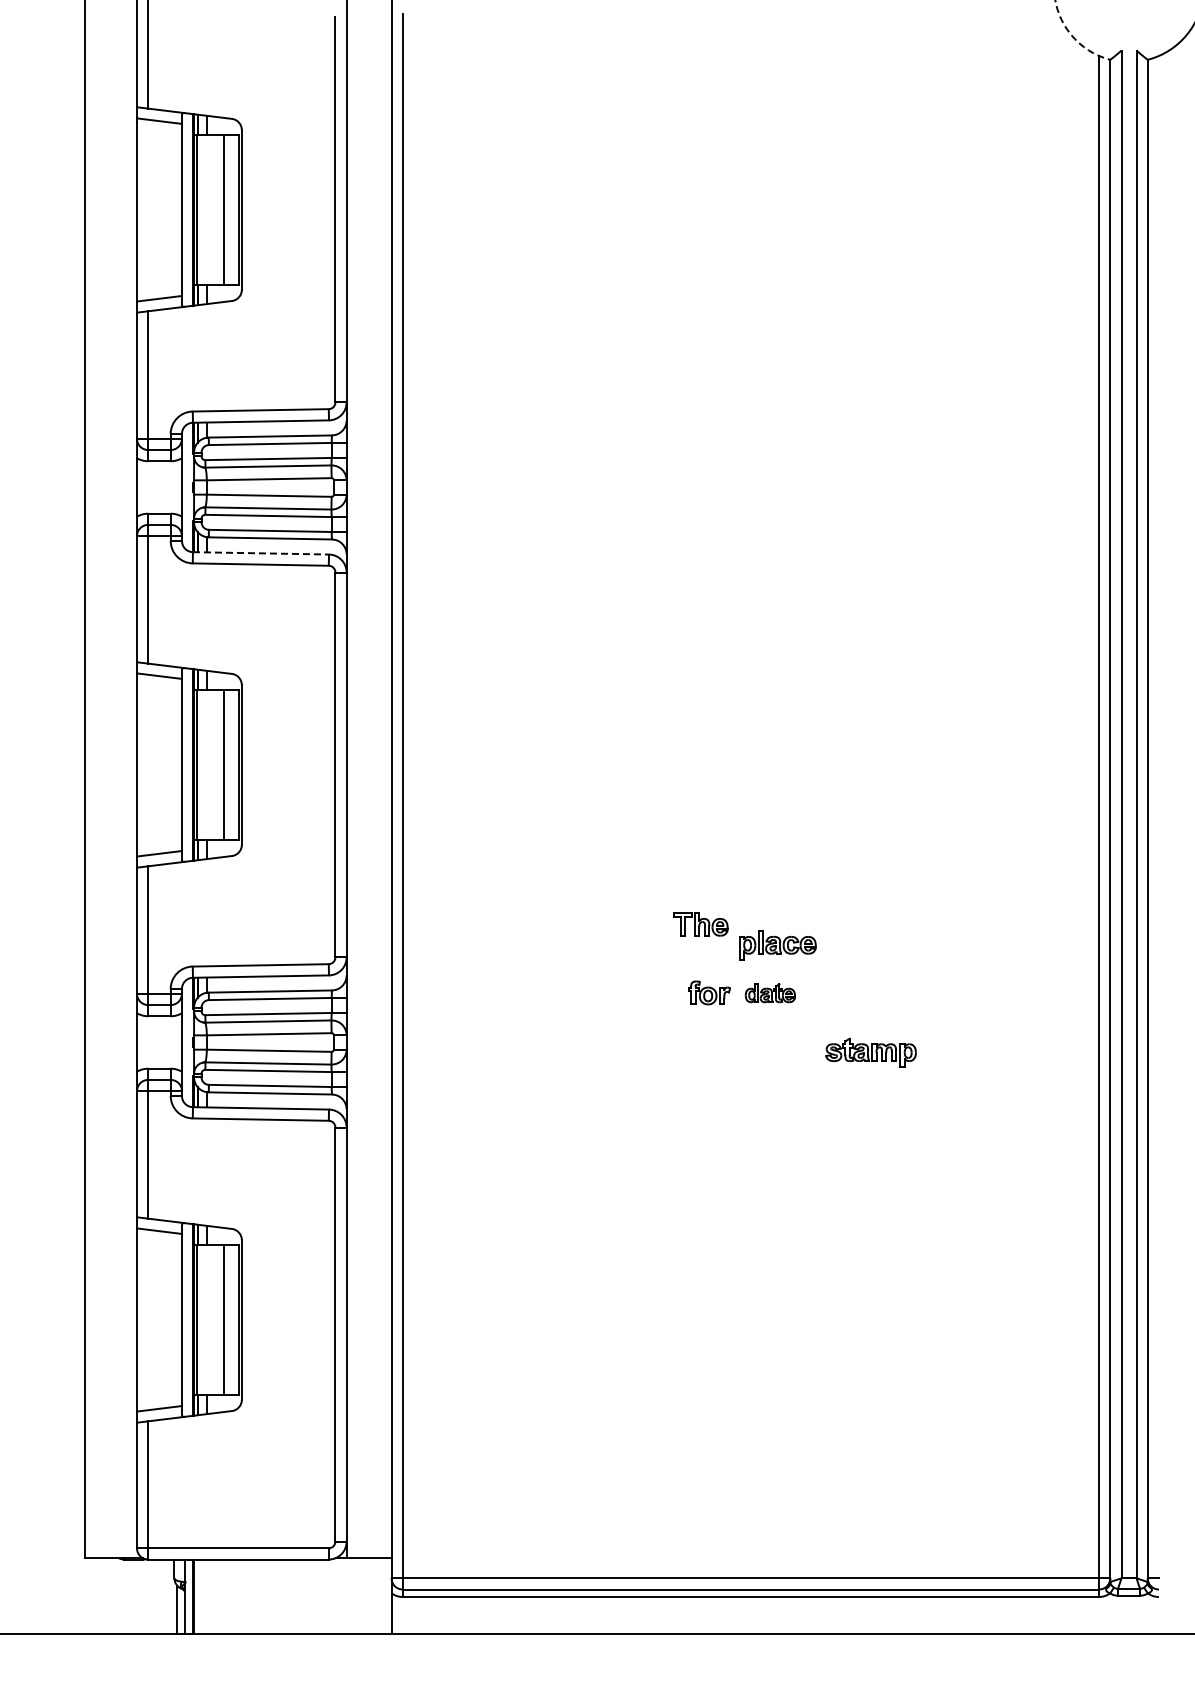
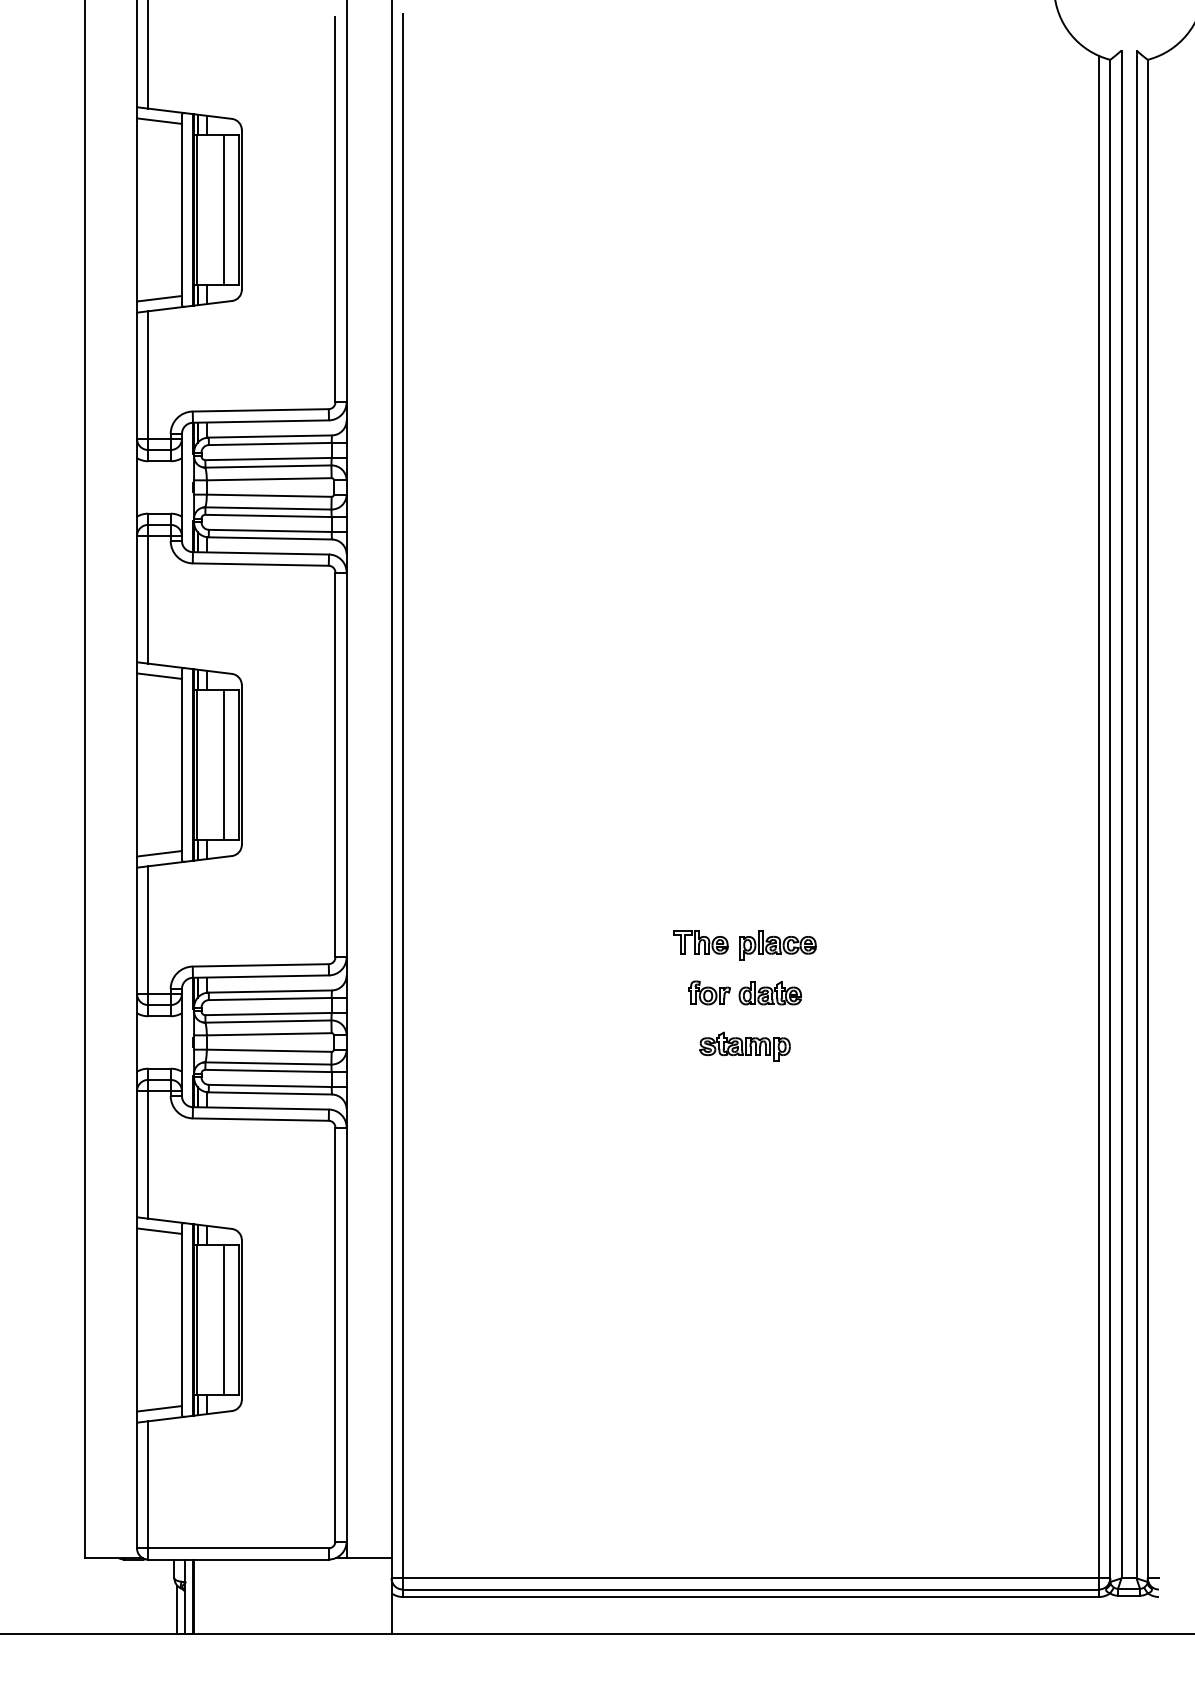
arc: dashed -> solid (1074, 39)
line: dashed -> solid (261, 553)
part position: (700, 924) -> (700, 942) (700, 942)
part size: 52x21 px -> 65x25 px (770, 993)
part position: (870, 1052) -> (744, 1046) (744, 1046)
